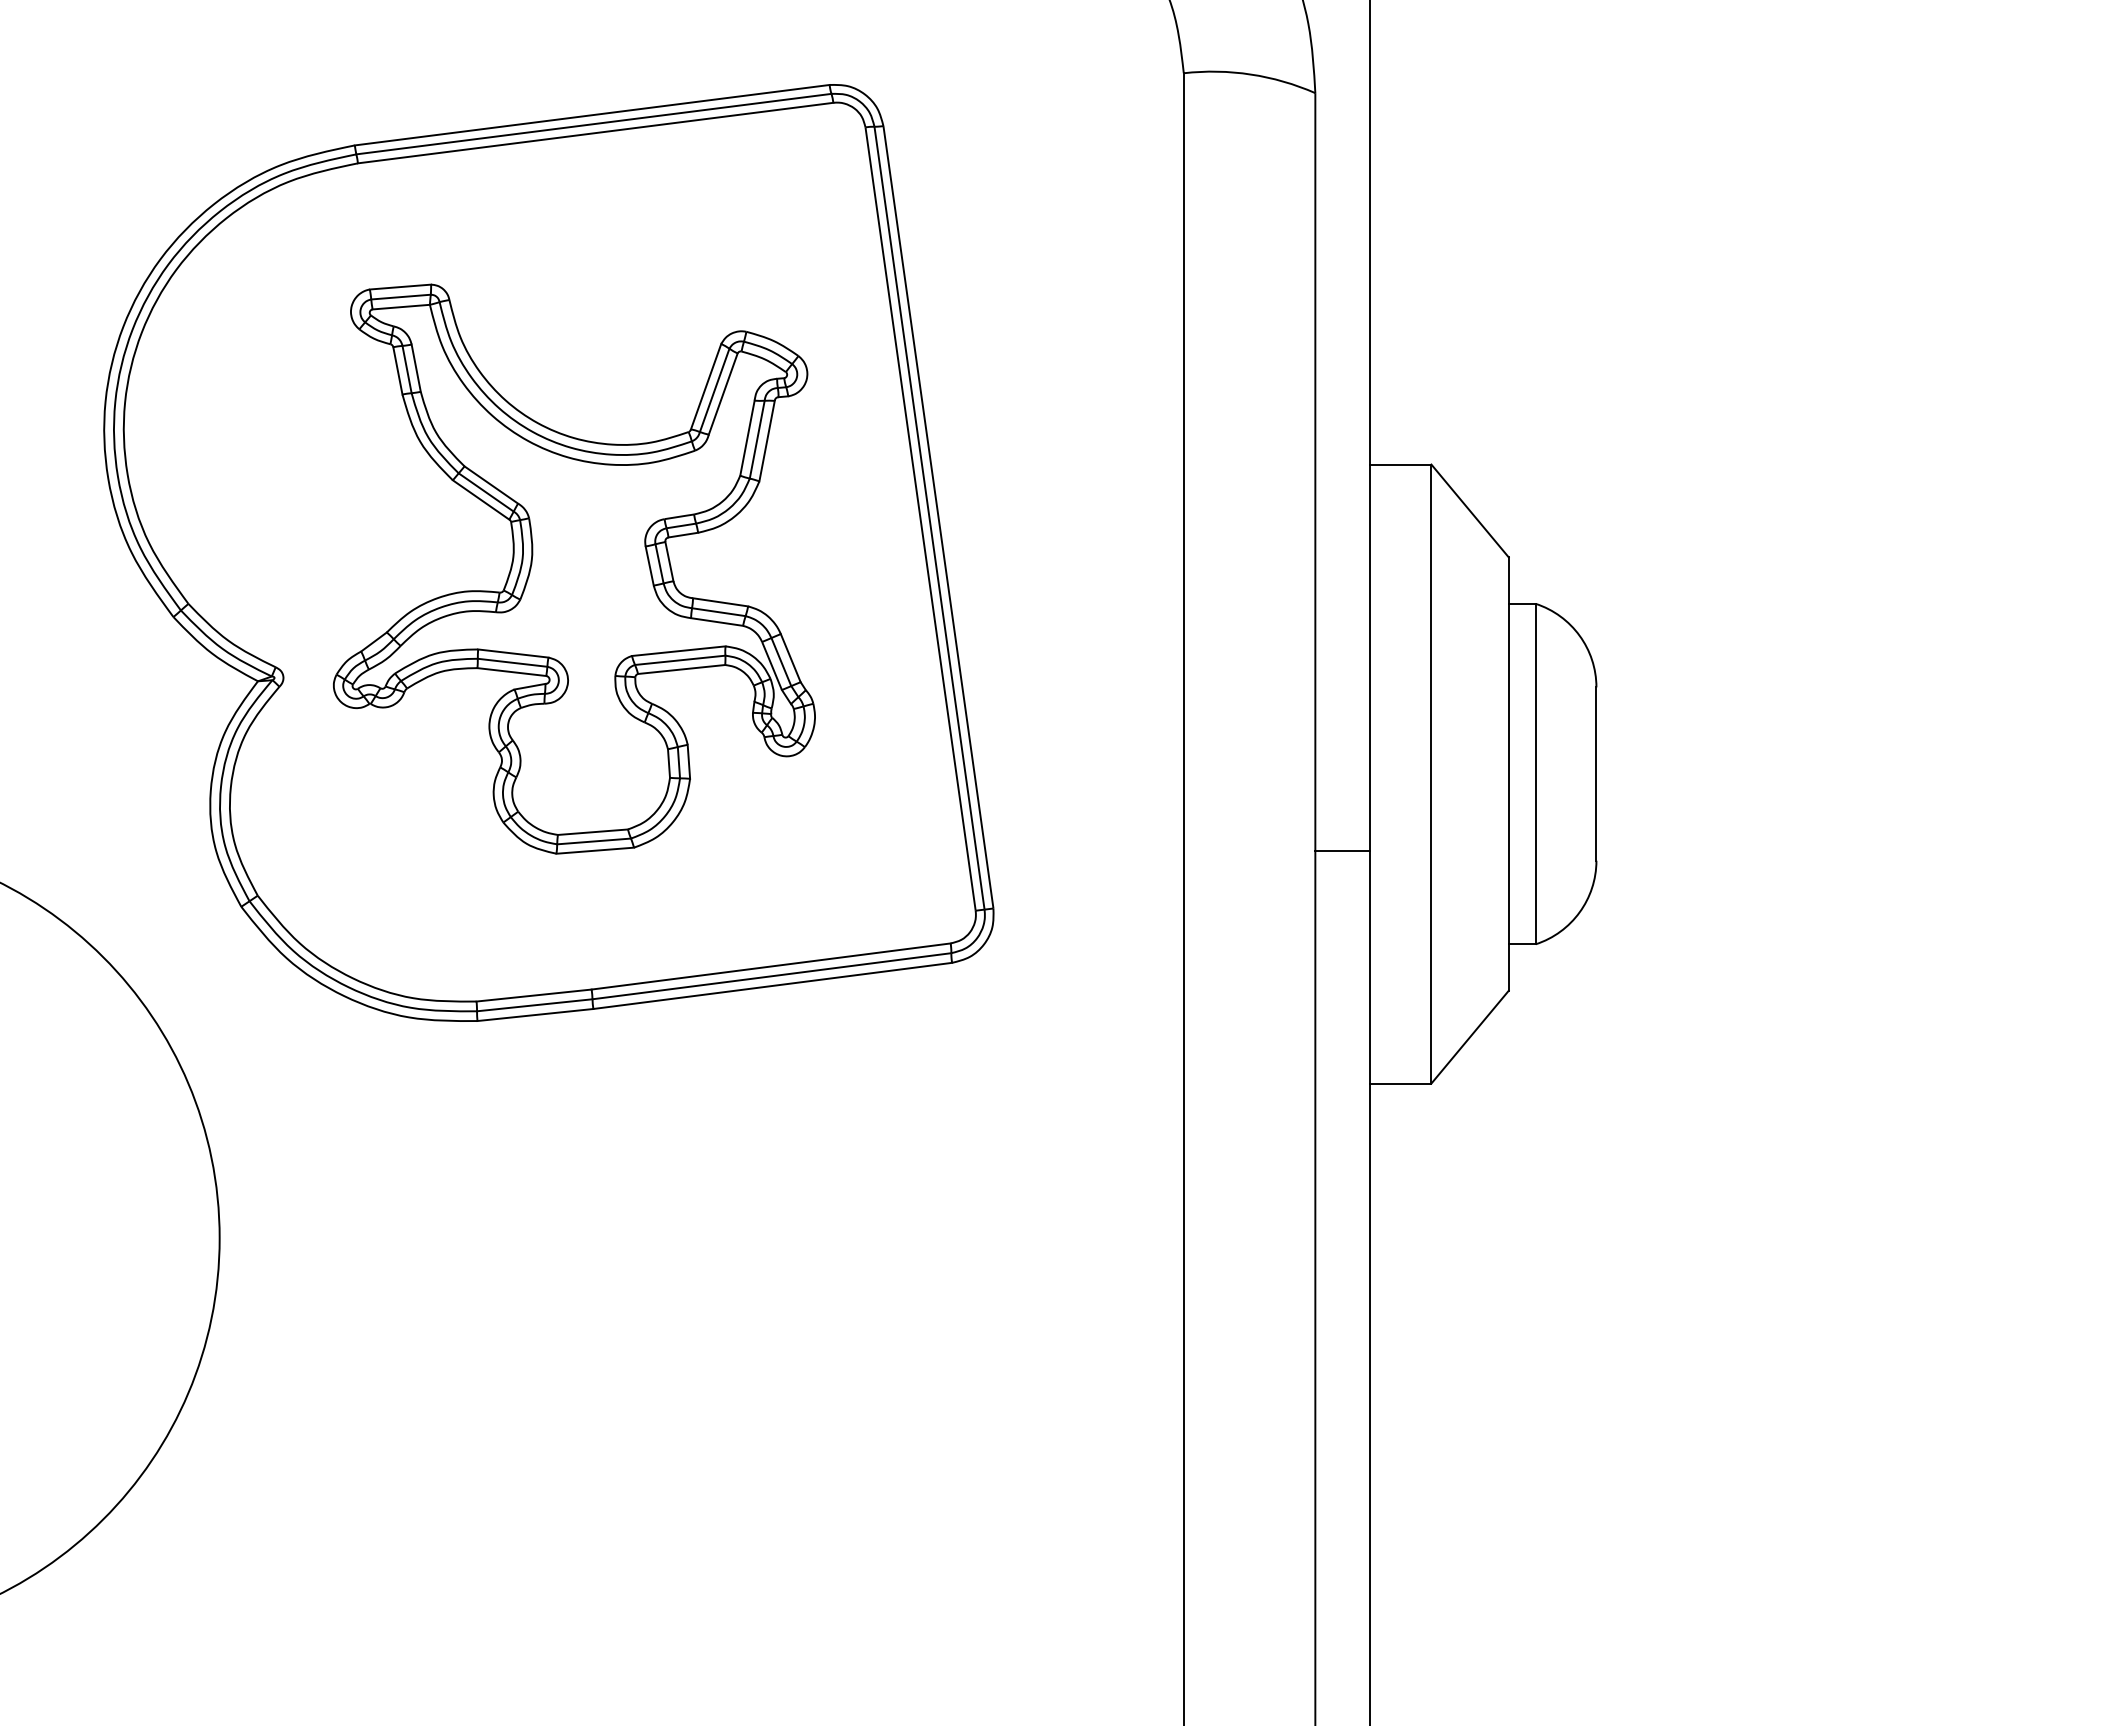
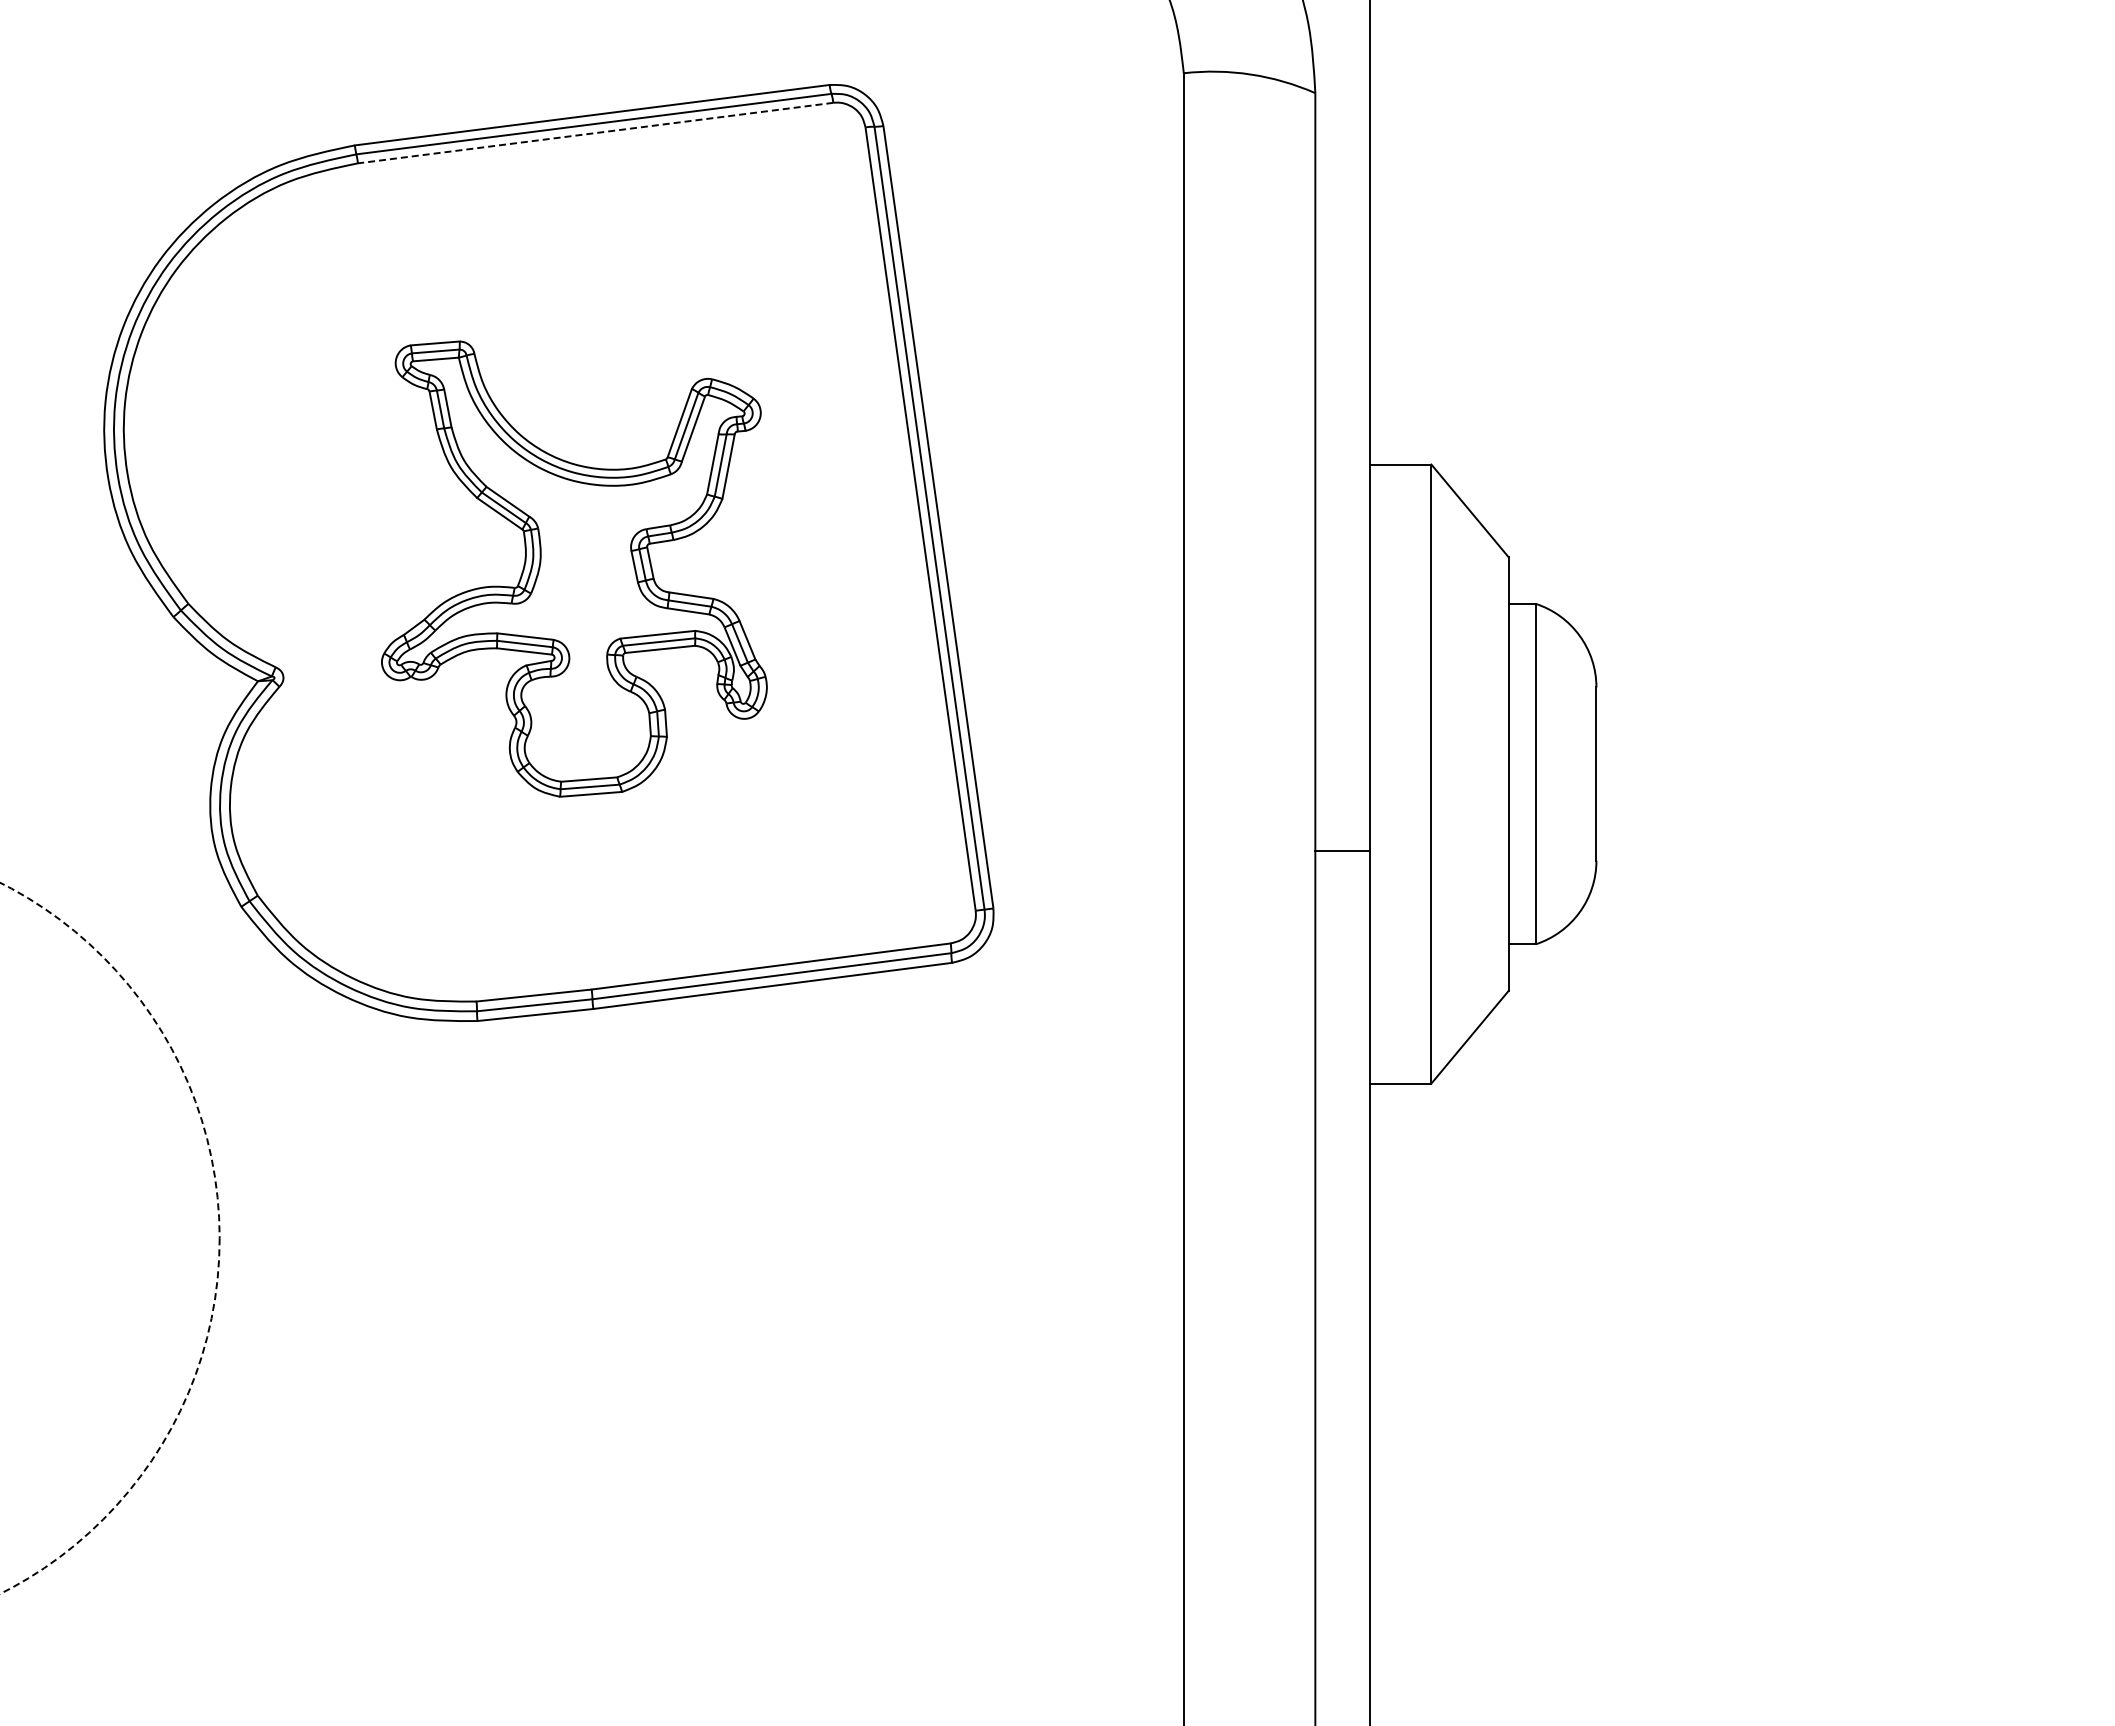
line: solid -> dashed (595, 133)
part size: 483x572 px -> 387x458 px (574, 568)
circle: solid -> dashed (109, 1237)
